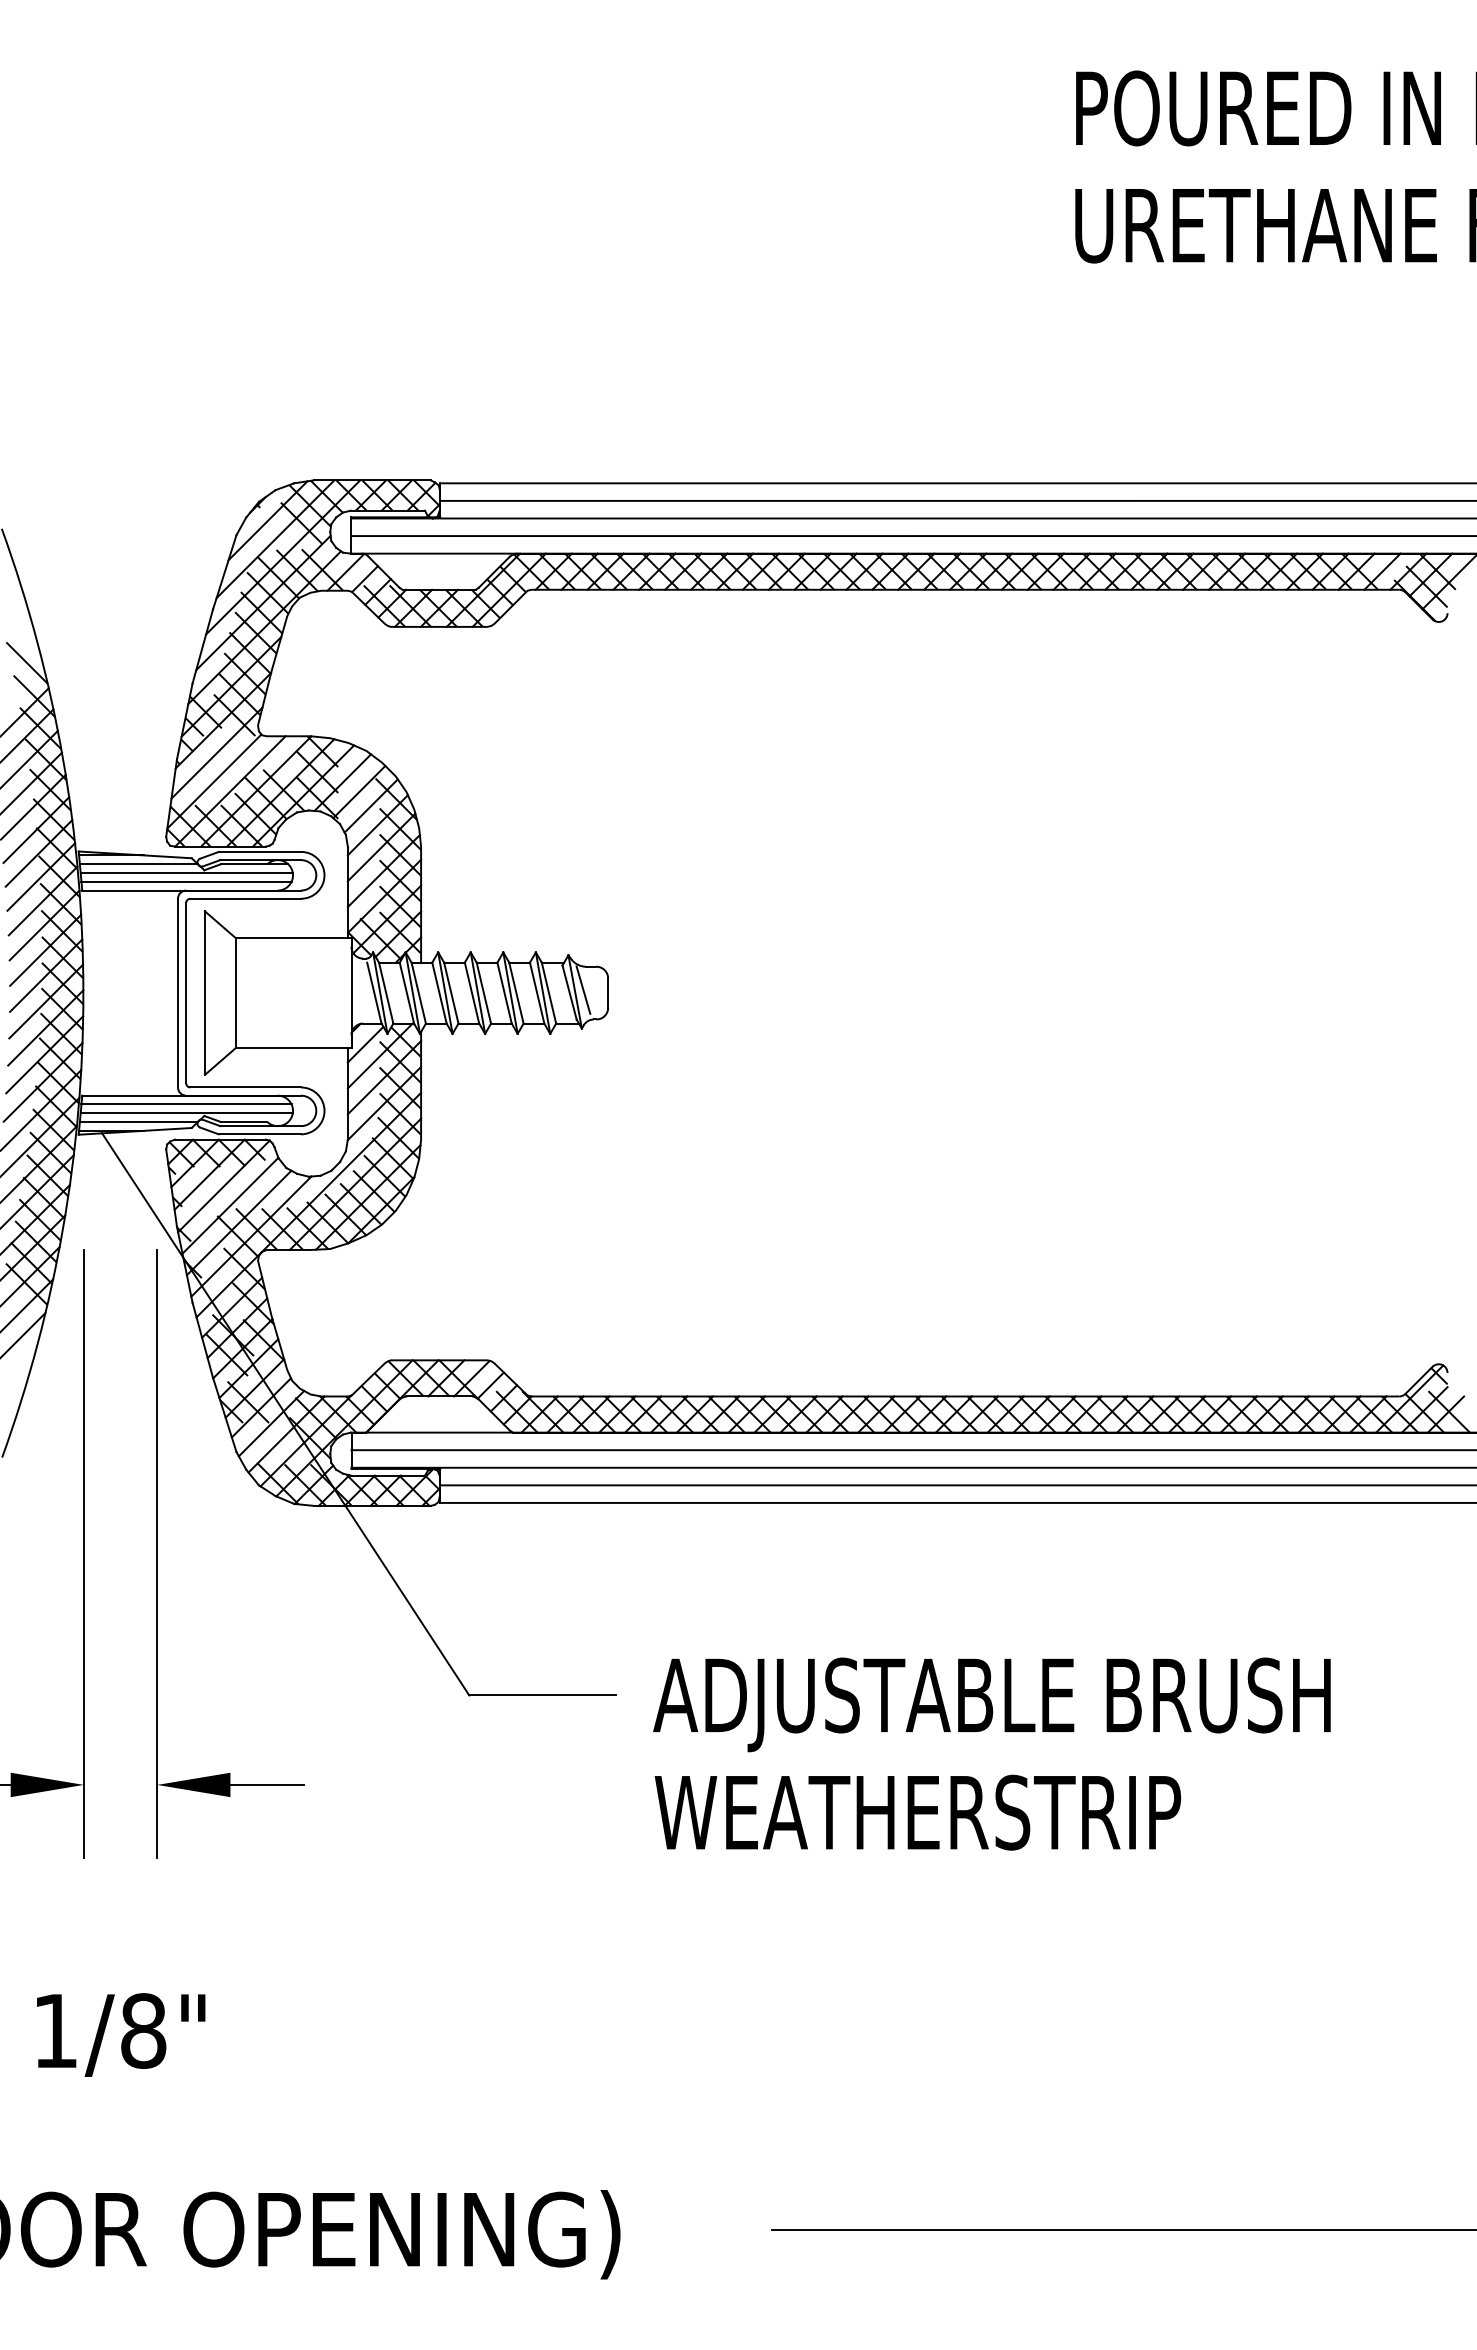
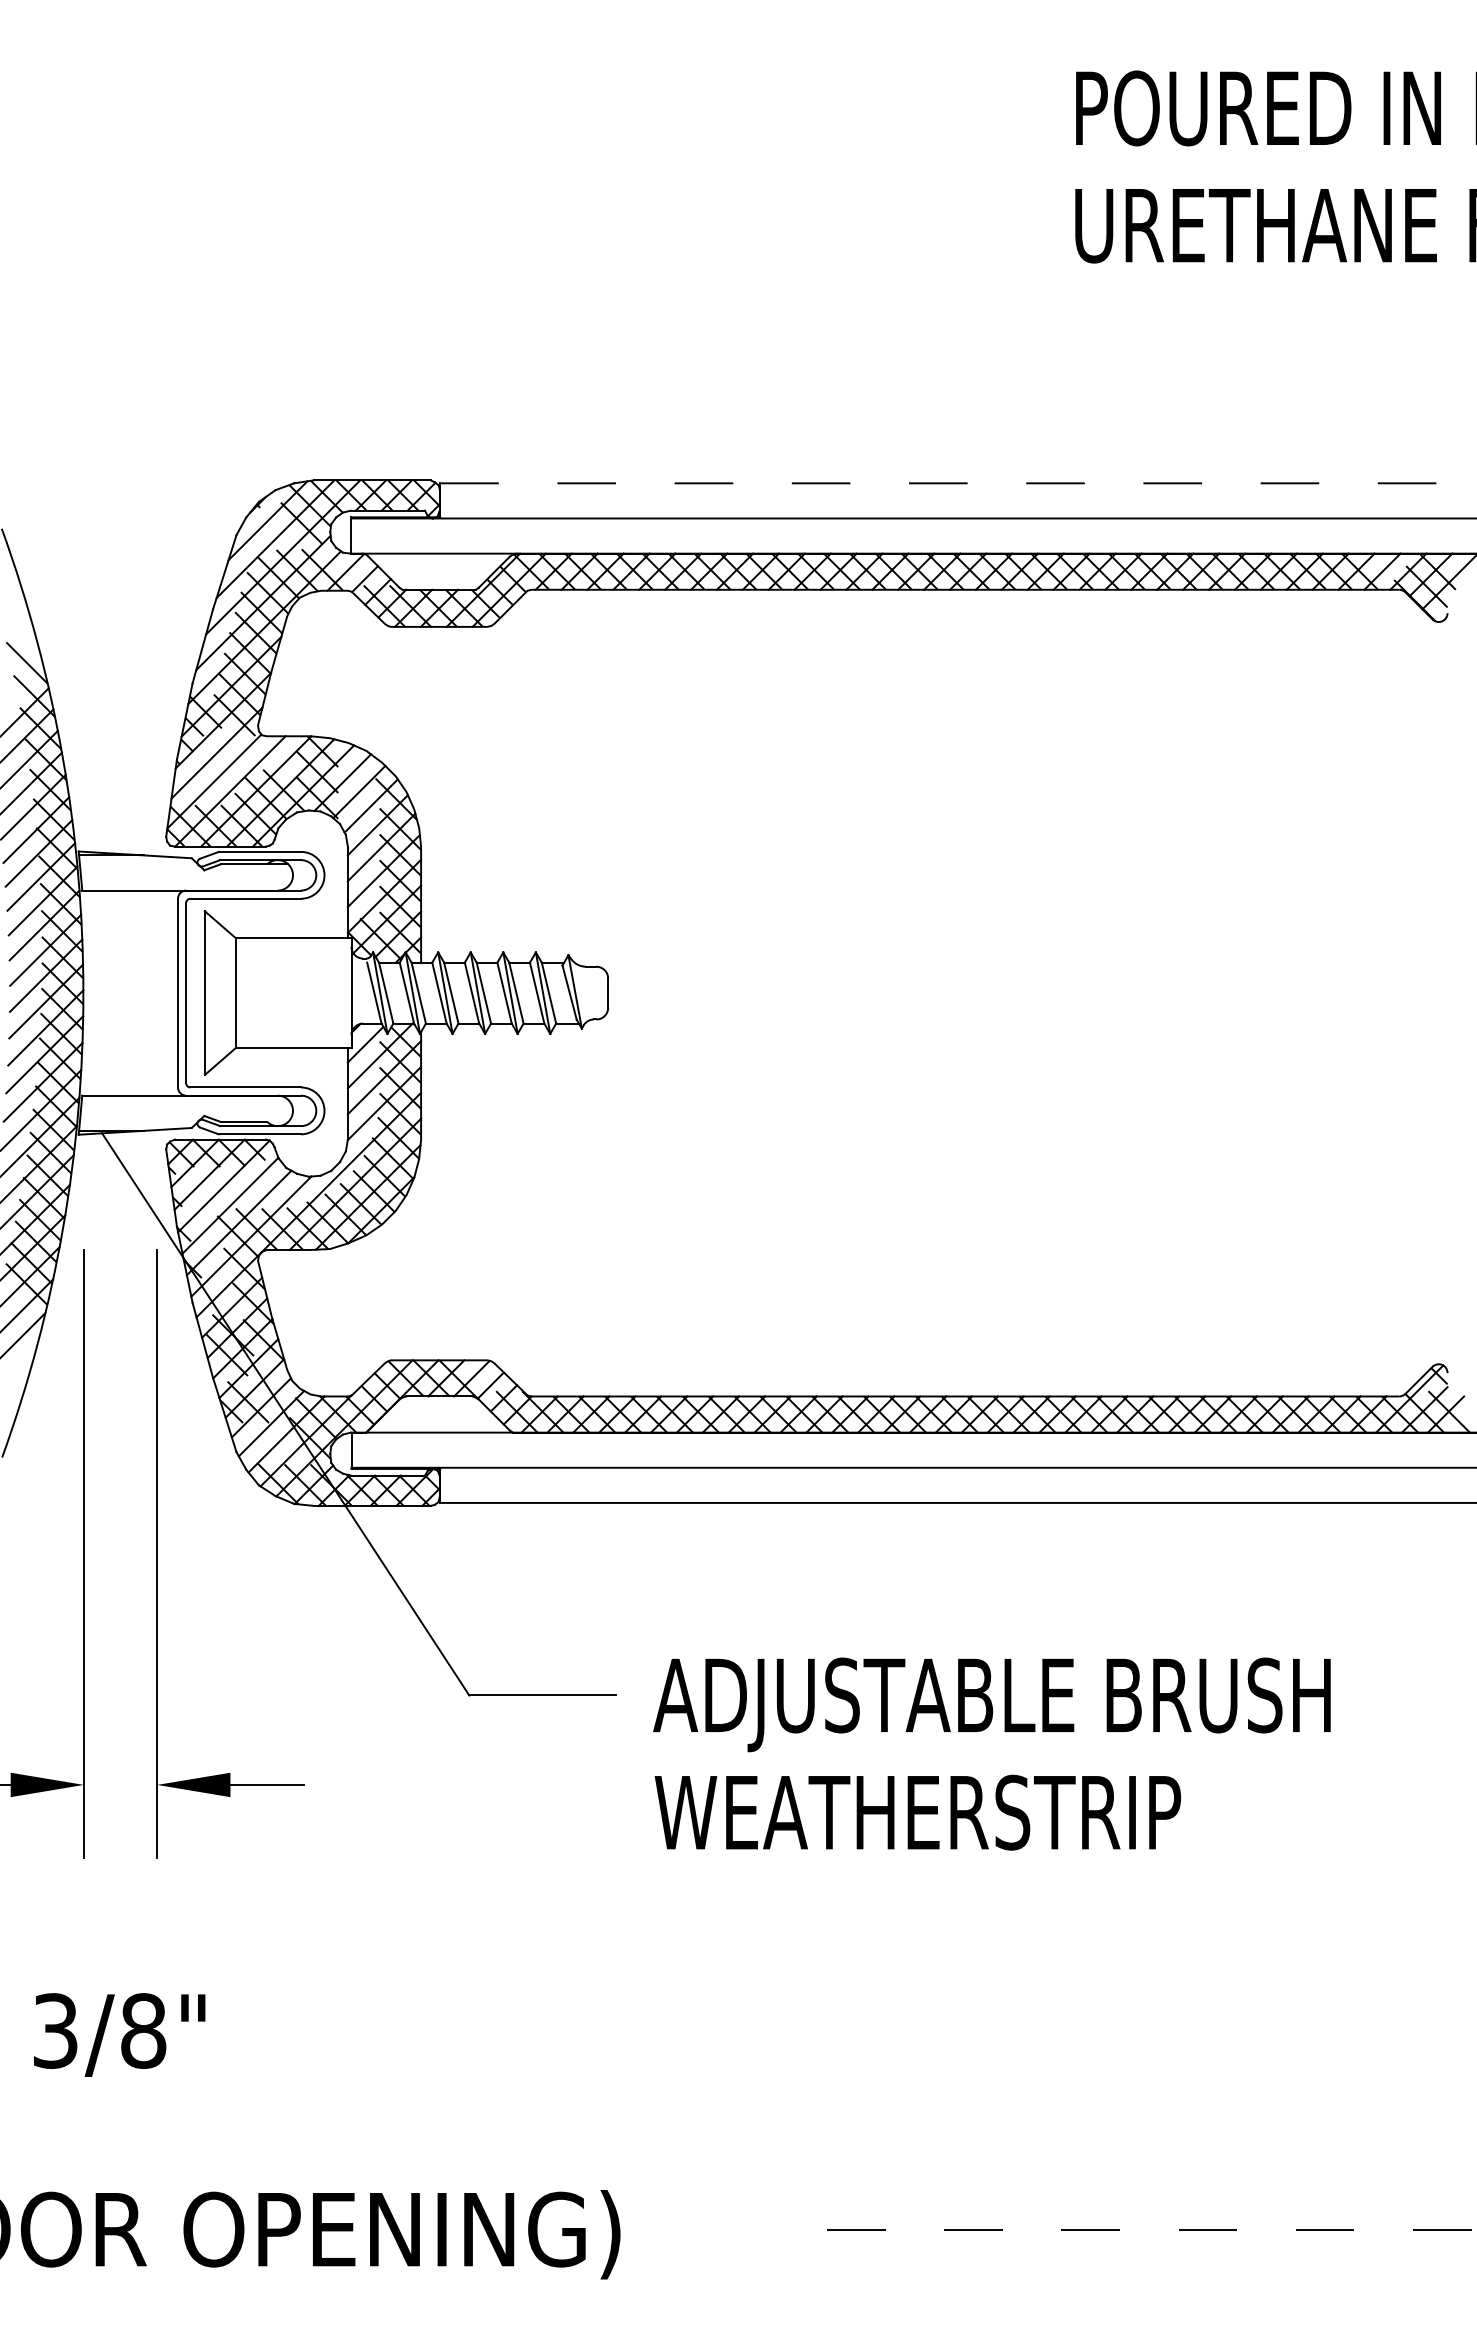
line: solid -> dashed (959, 483)
line: present -> none (956, 500)
line: present -> none (912, 536)
line: present -> none (138, 864)
line: present -> none (186, 873)
line: present -> none (186, 881)
line: present -> none (583, 989)
line: present -> none (186, 1104)
line: present -> none (186, 1113)
line: present -> none (138, 1122)
line: present -> none (912, 1450)
line: present -> none (956, 1485)
text: 1/8" -> 3/8" (55, 2030)
line: solid -> dashed (1123, 2229)
